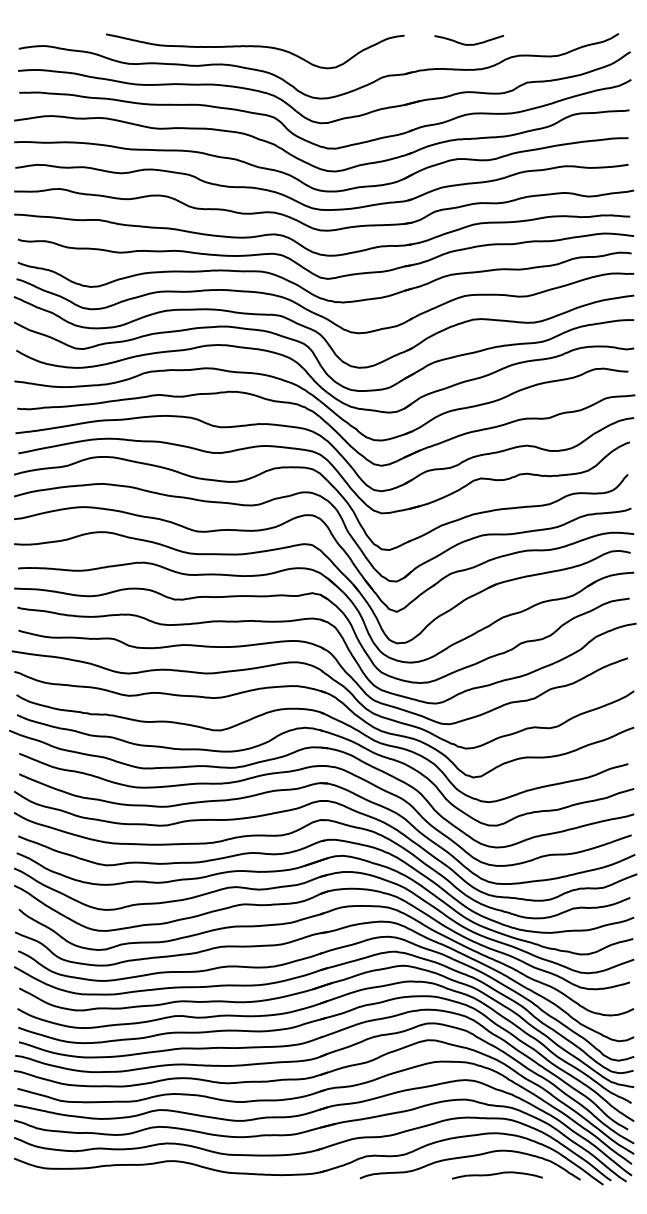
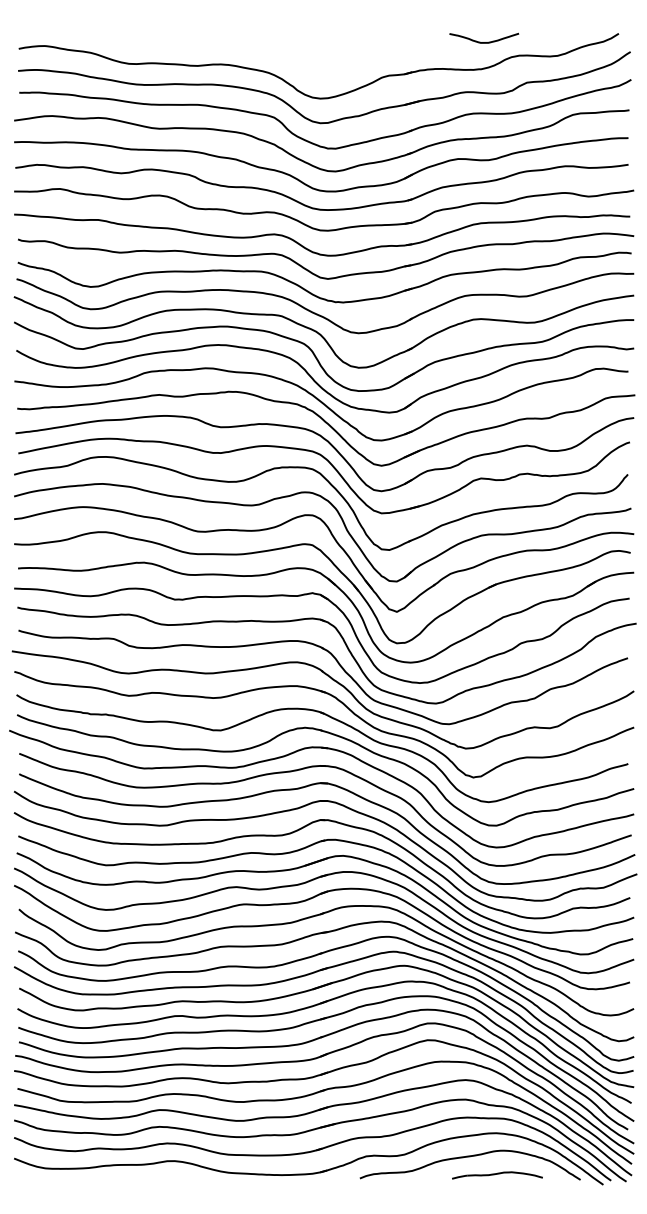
curve position: (469, 44) -> (484, 42) (484, 42)
curve: present -> none (255, 47)
